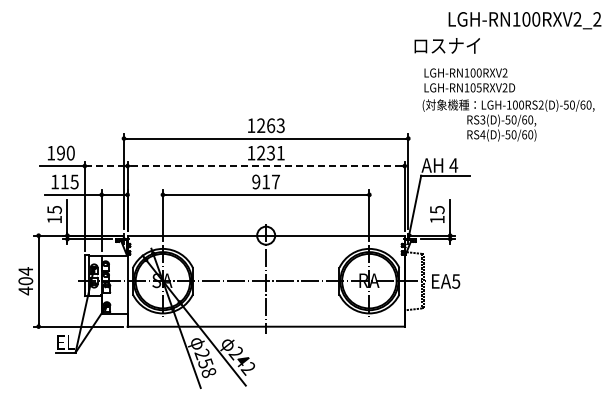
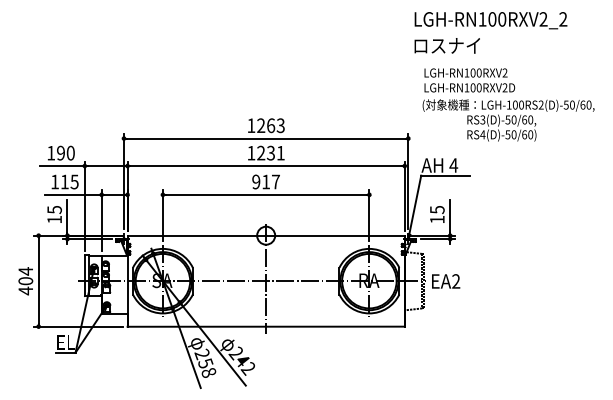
text position: (524, 20) -> (490, 20) (490, 20)
text: LGH-RN105RXV2D -> LGH-RN100RXV2D (478, 87)
line: dashed -> solid (106, 166)
line: dashed -> solid (266, 166)
text: EA5 -> EA2 (456, 281)
